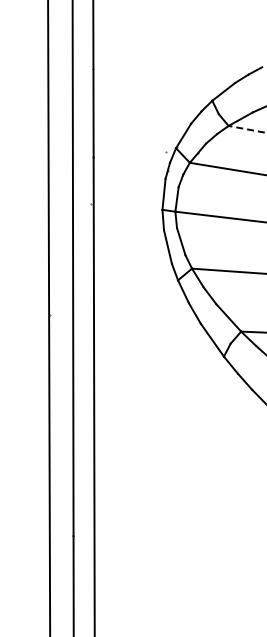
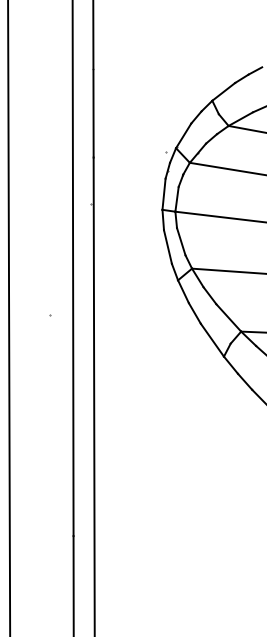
line: dashed -> solid (247, 129)
line position: (49, 317) -> (9, 317) (9, 317)
